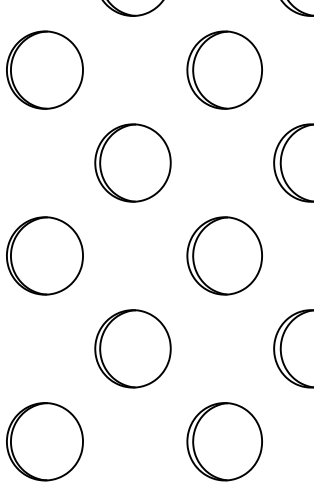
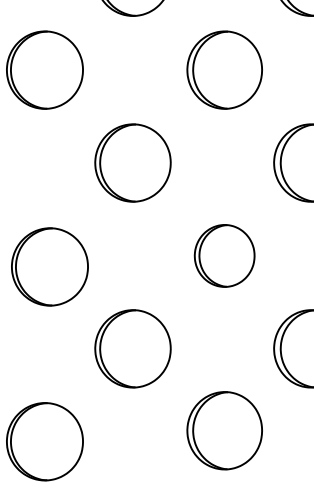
part position: (44, 255) -> (49, 266) (49, 266)
part size: 77x80 px -> 63x64 px (224, 255)
part position: (224, 441) -> (224, 430) (224, 430)
